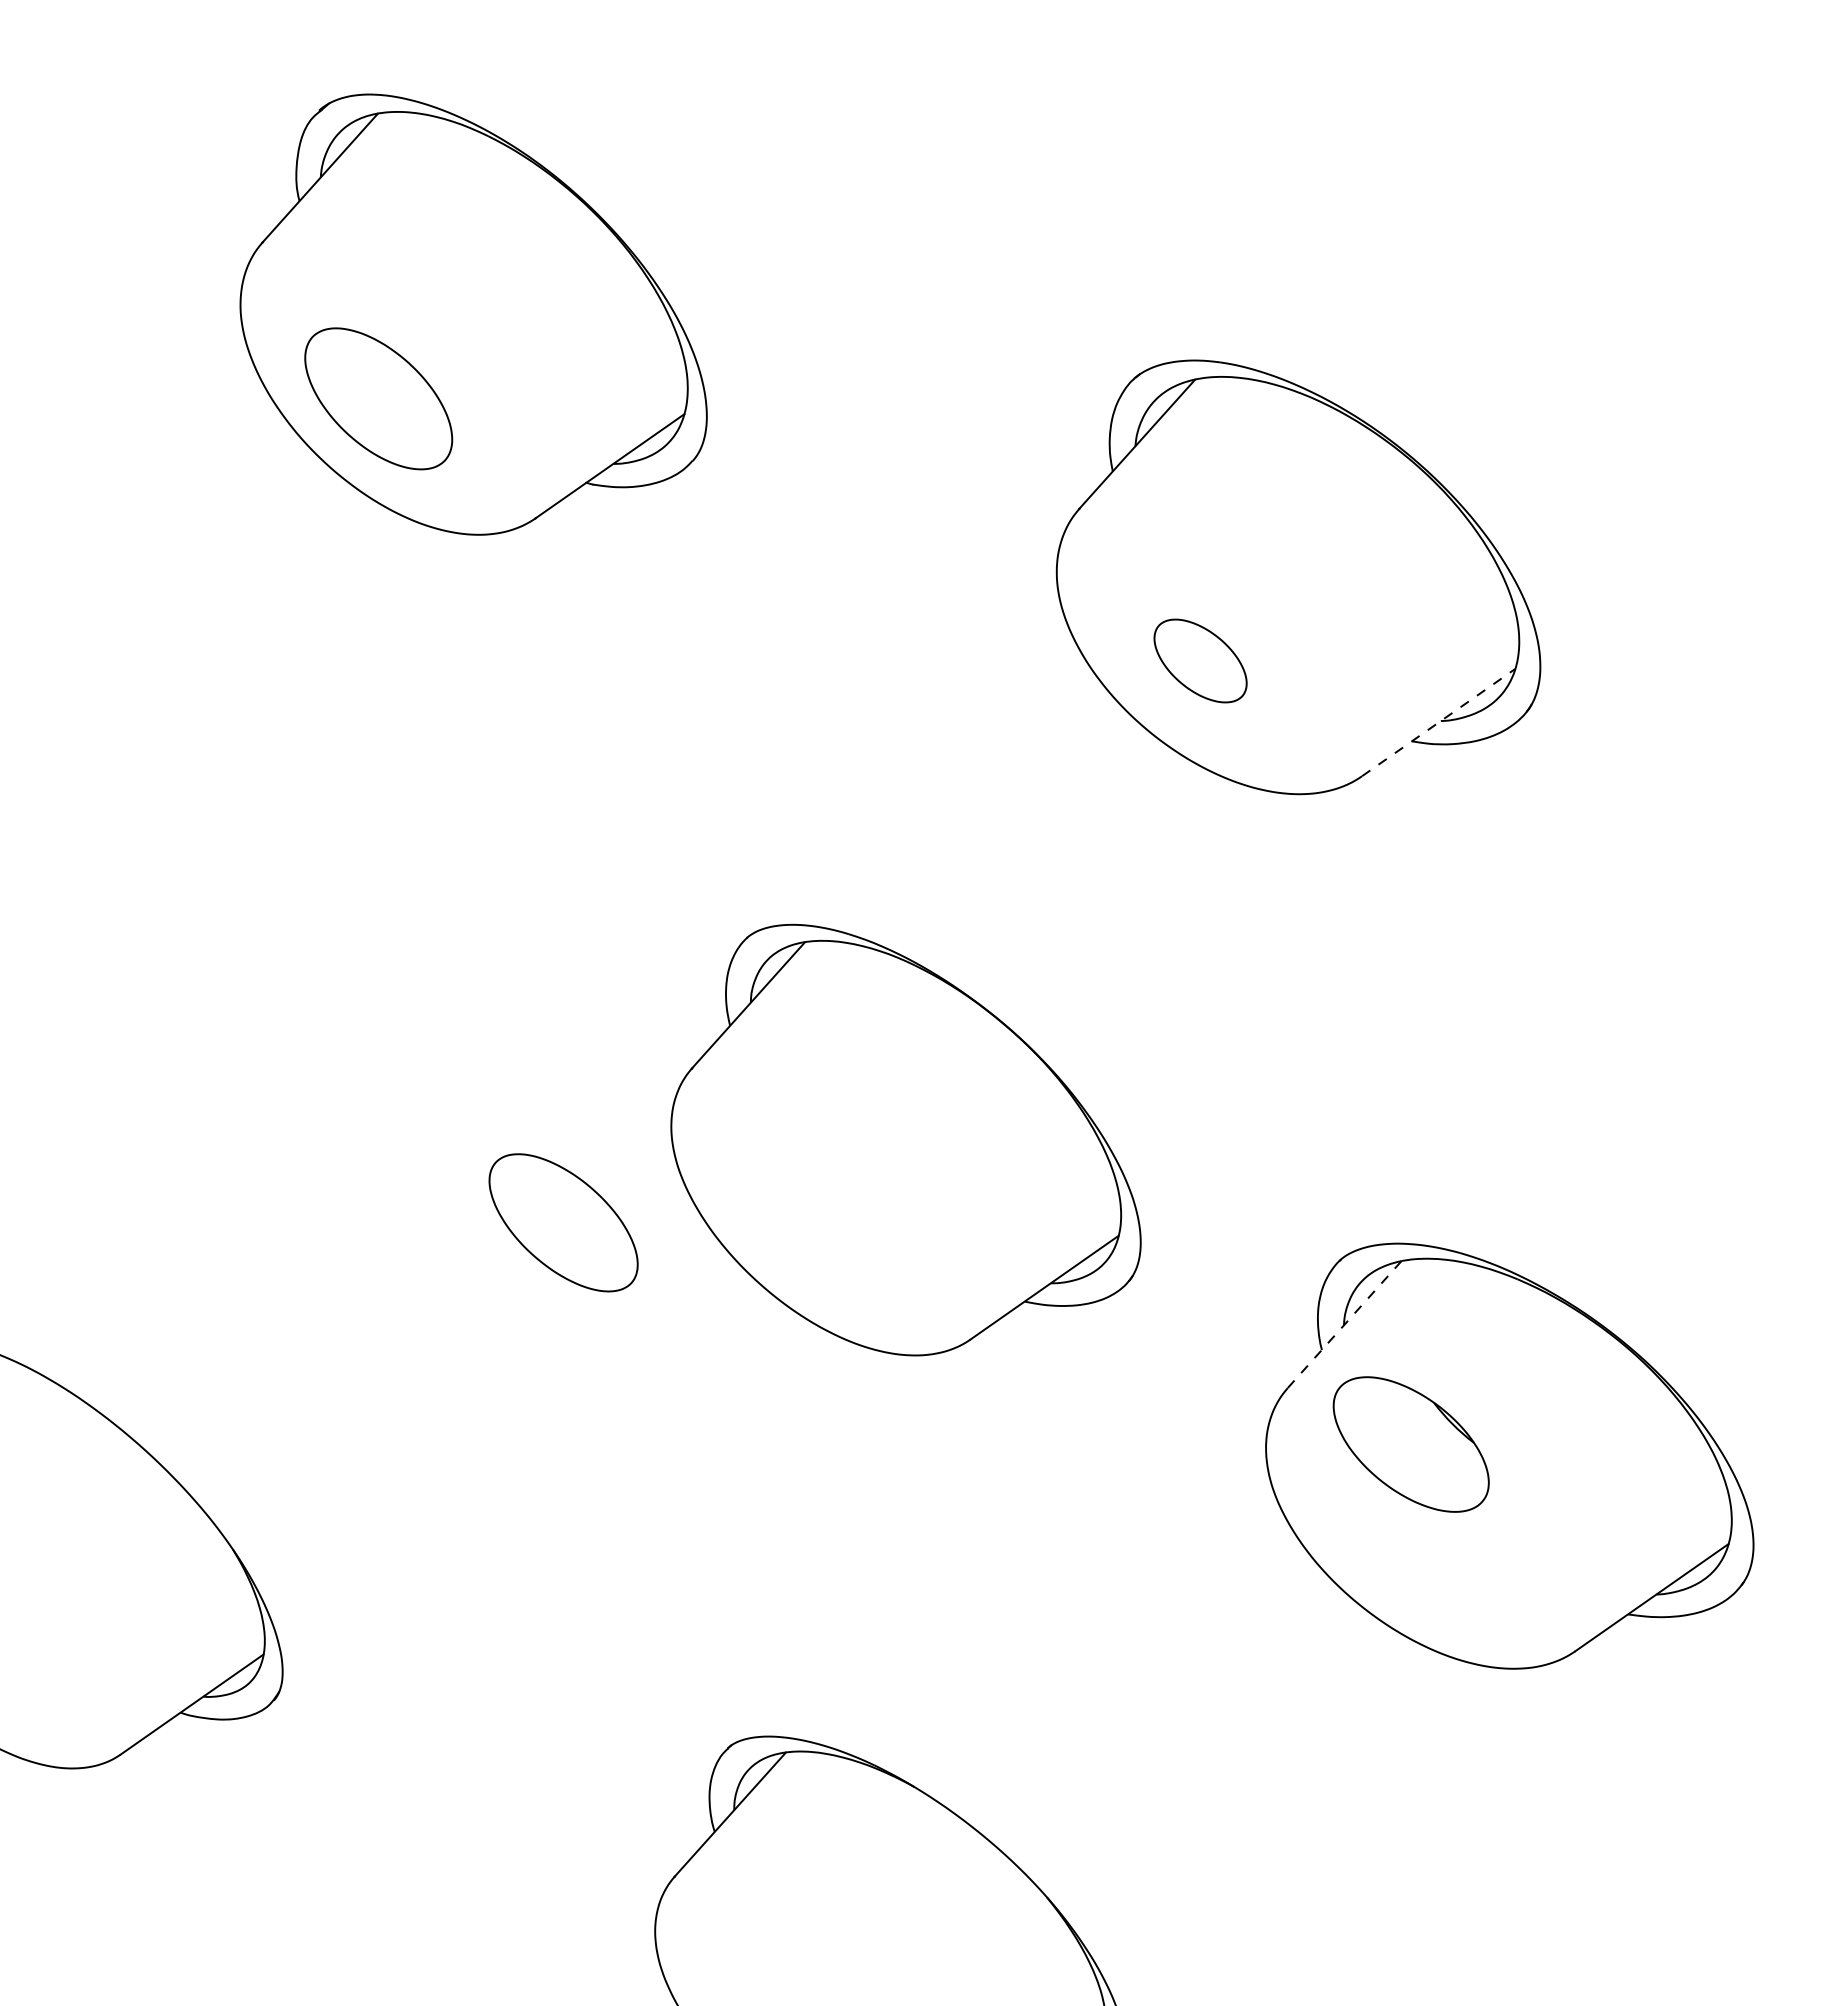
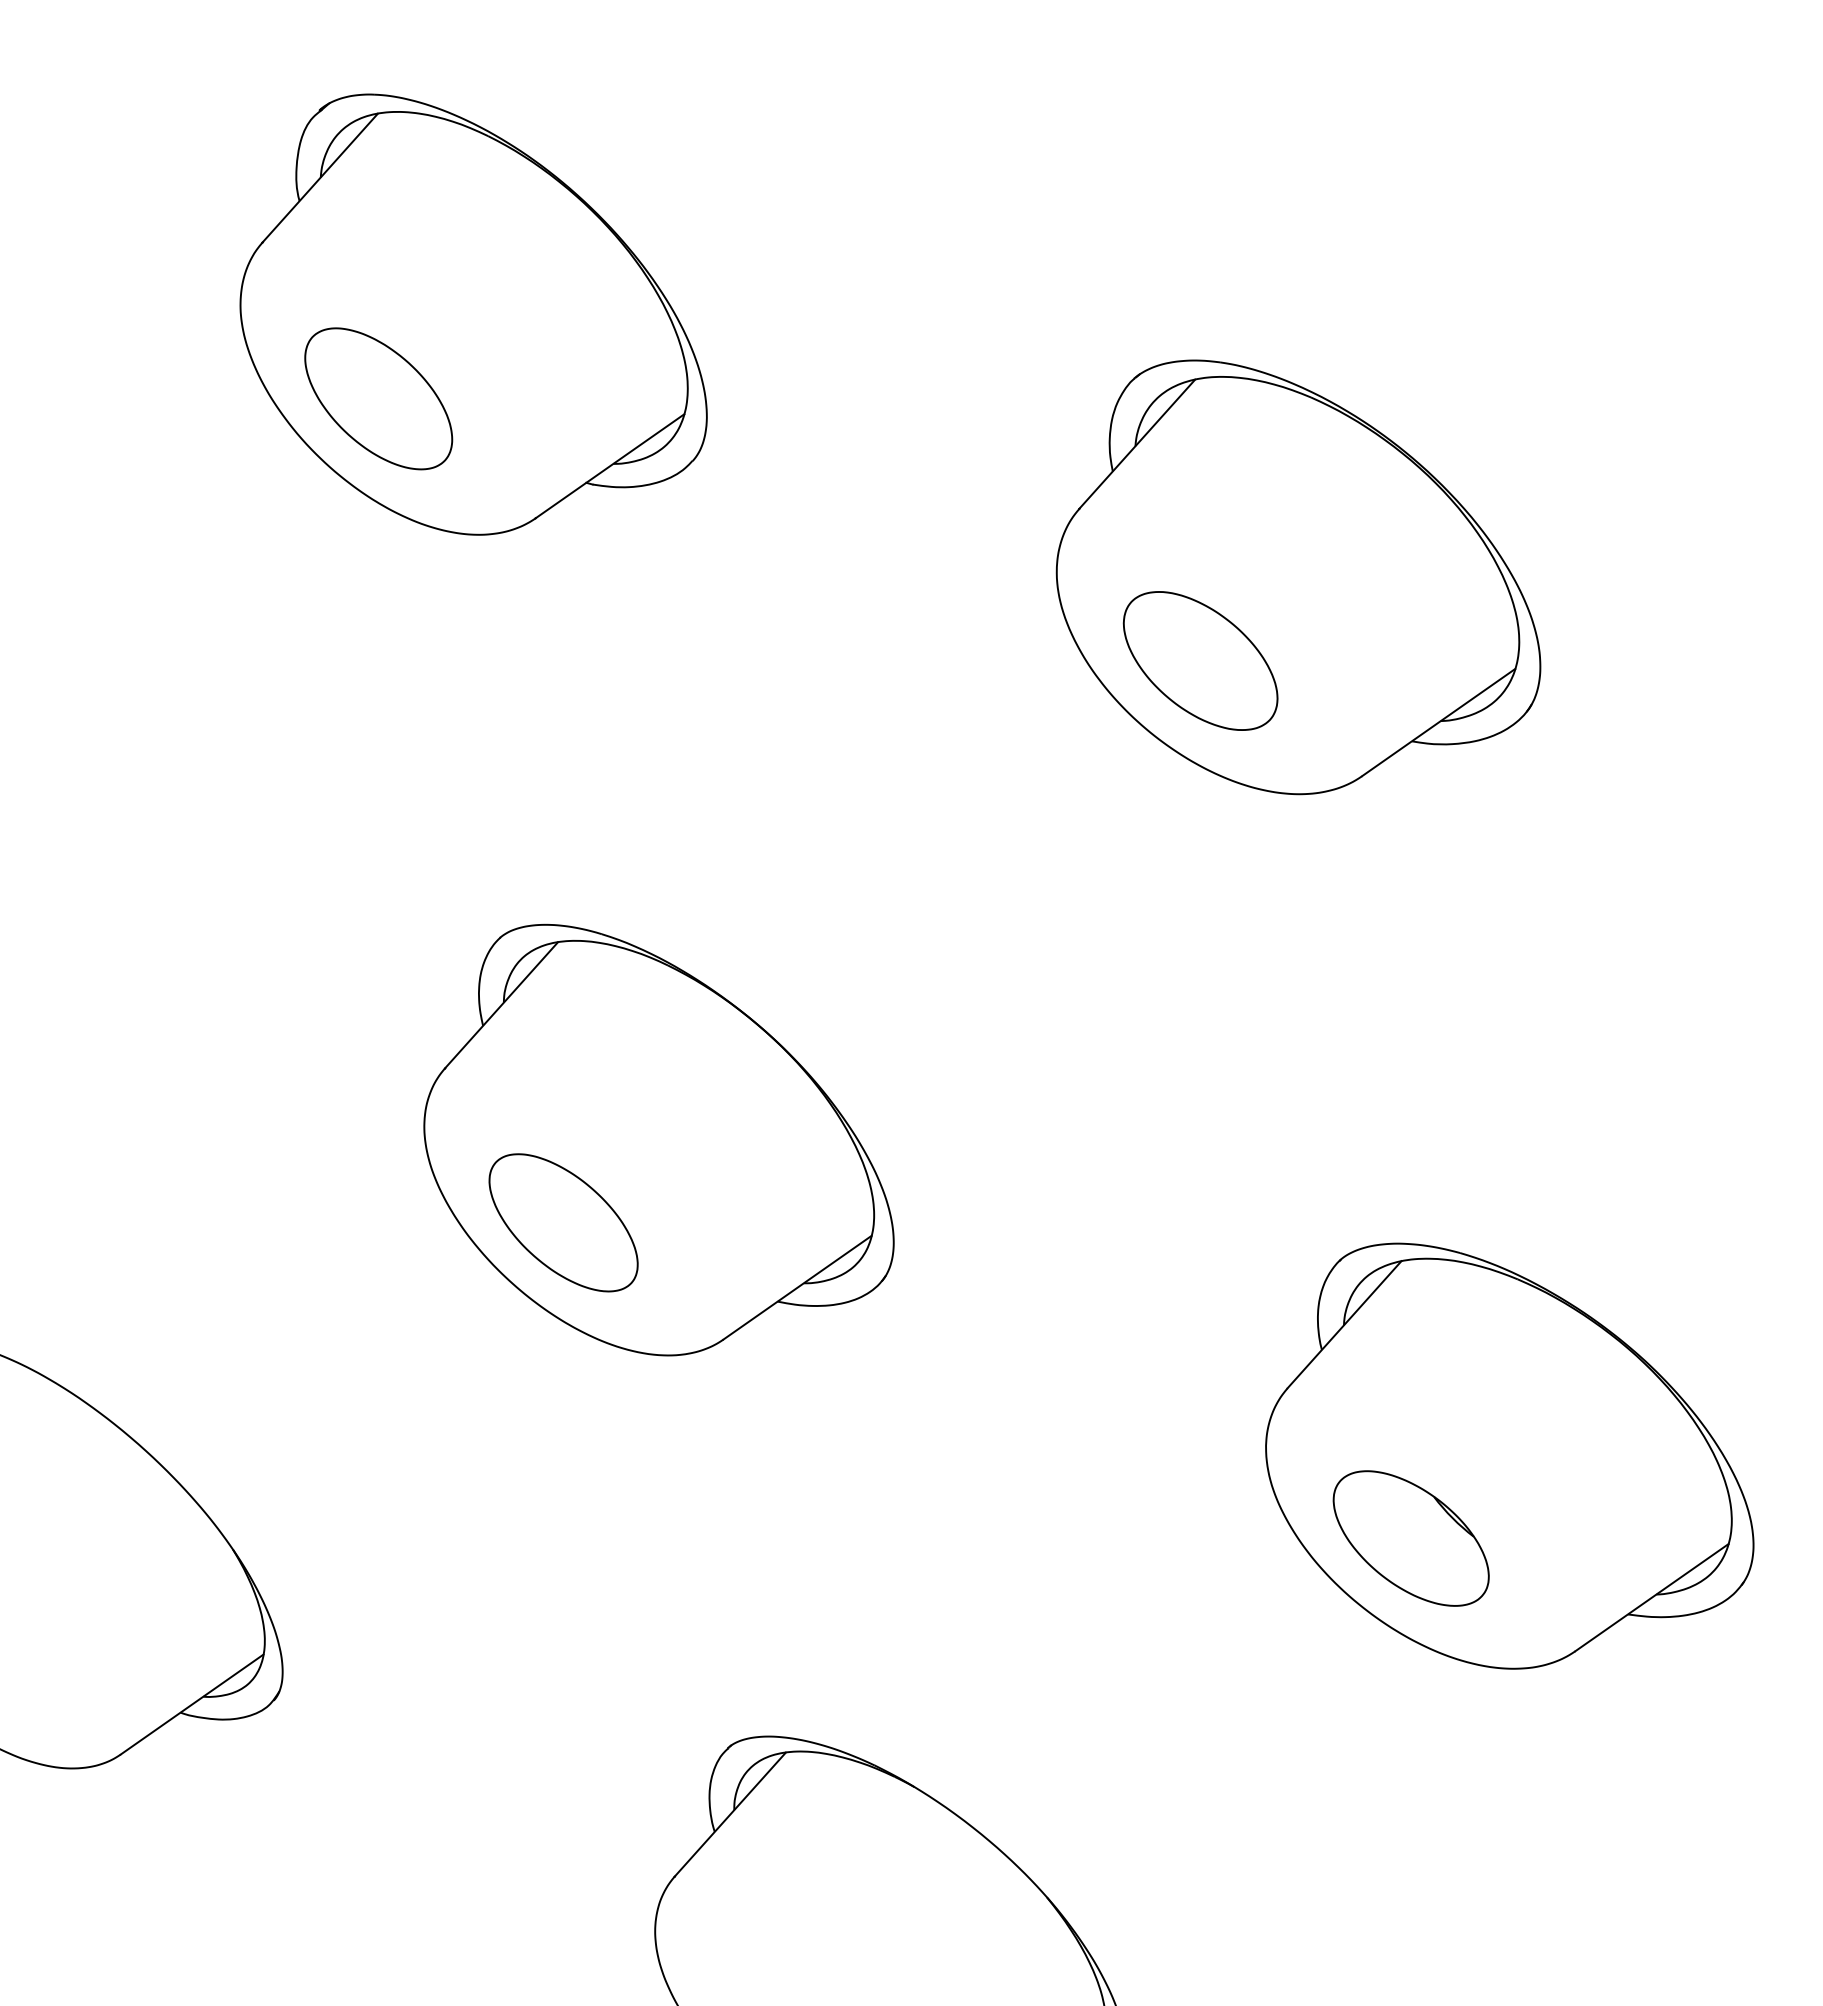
part size: 95x86 px -> 157x140 px (1200, 660)
line: dashed -> solid (1439, 722)
part position: (905, 1139) -> (658, 1139) (658, 1139)
line: dashed -> solid (1344, 1325)
part position: (1410, 1444) -> (1410, 1538) (1410, 1538)
